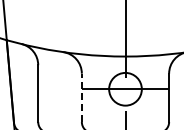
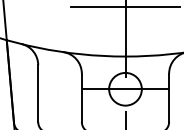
line: none -> present (125, 7)
line: dashed -> solid (81, 97)
